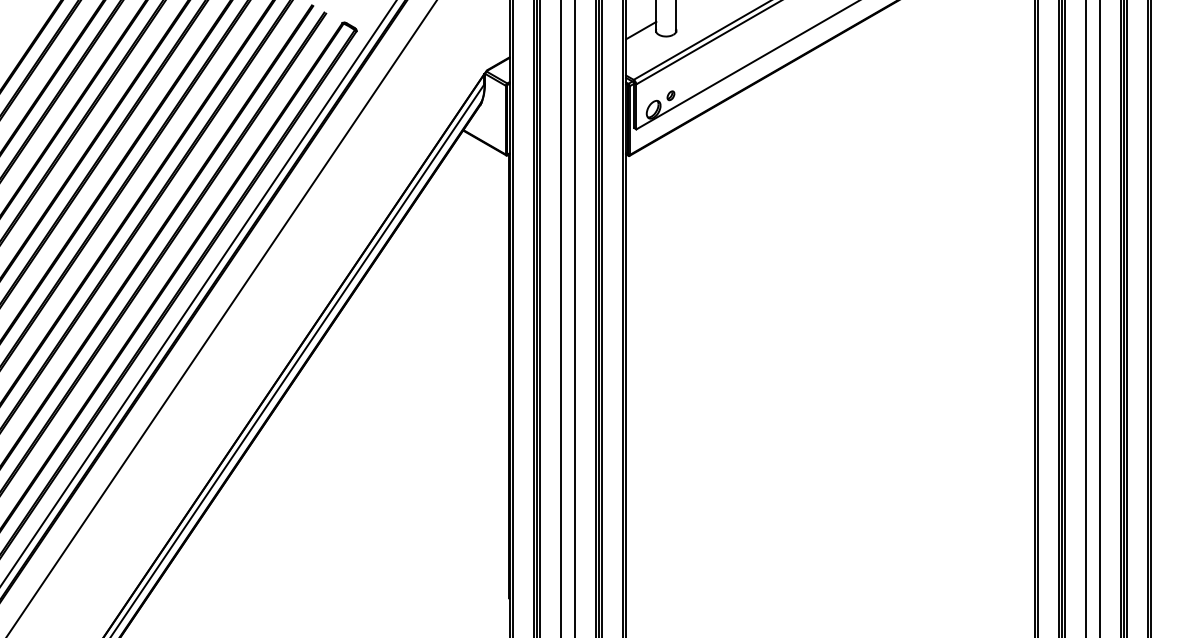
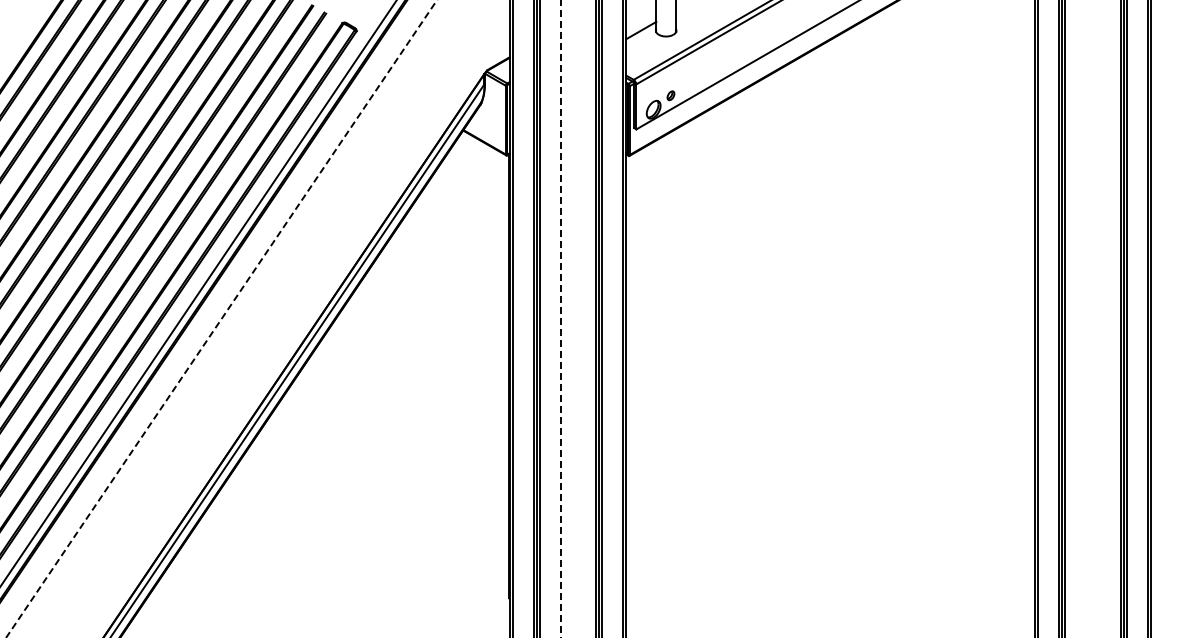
line: present -> none (574, 318)
line: present -> none (1086, 318)
line: present -> none (1100, 318)
line: solid -> dashed (221, 319)
line: solid -> dashed (561, 319)
